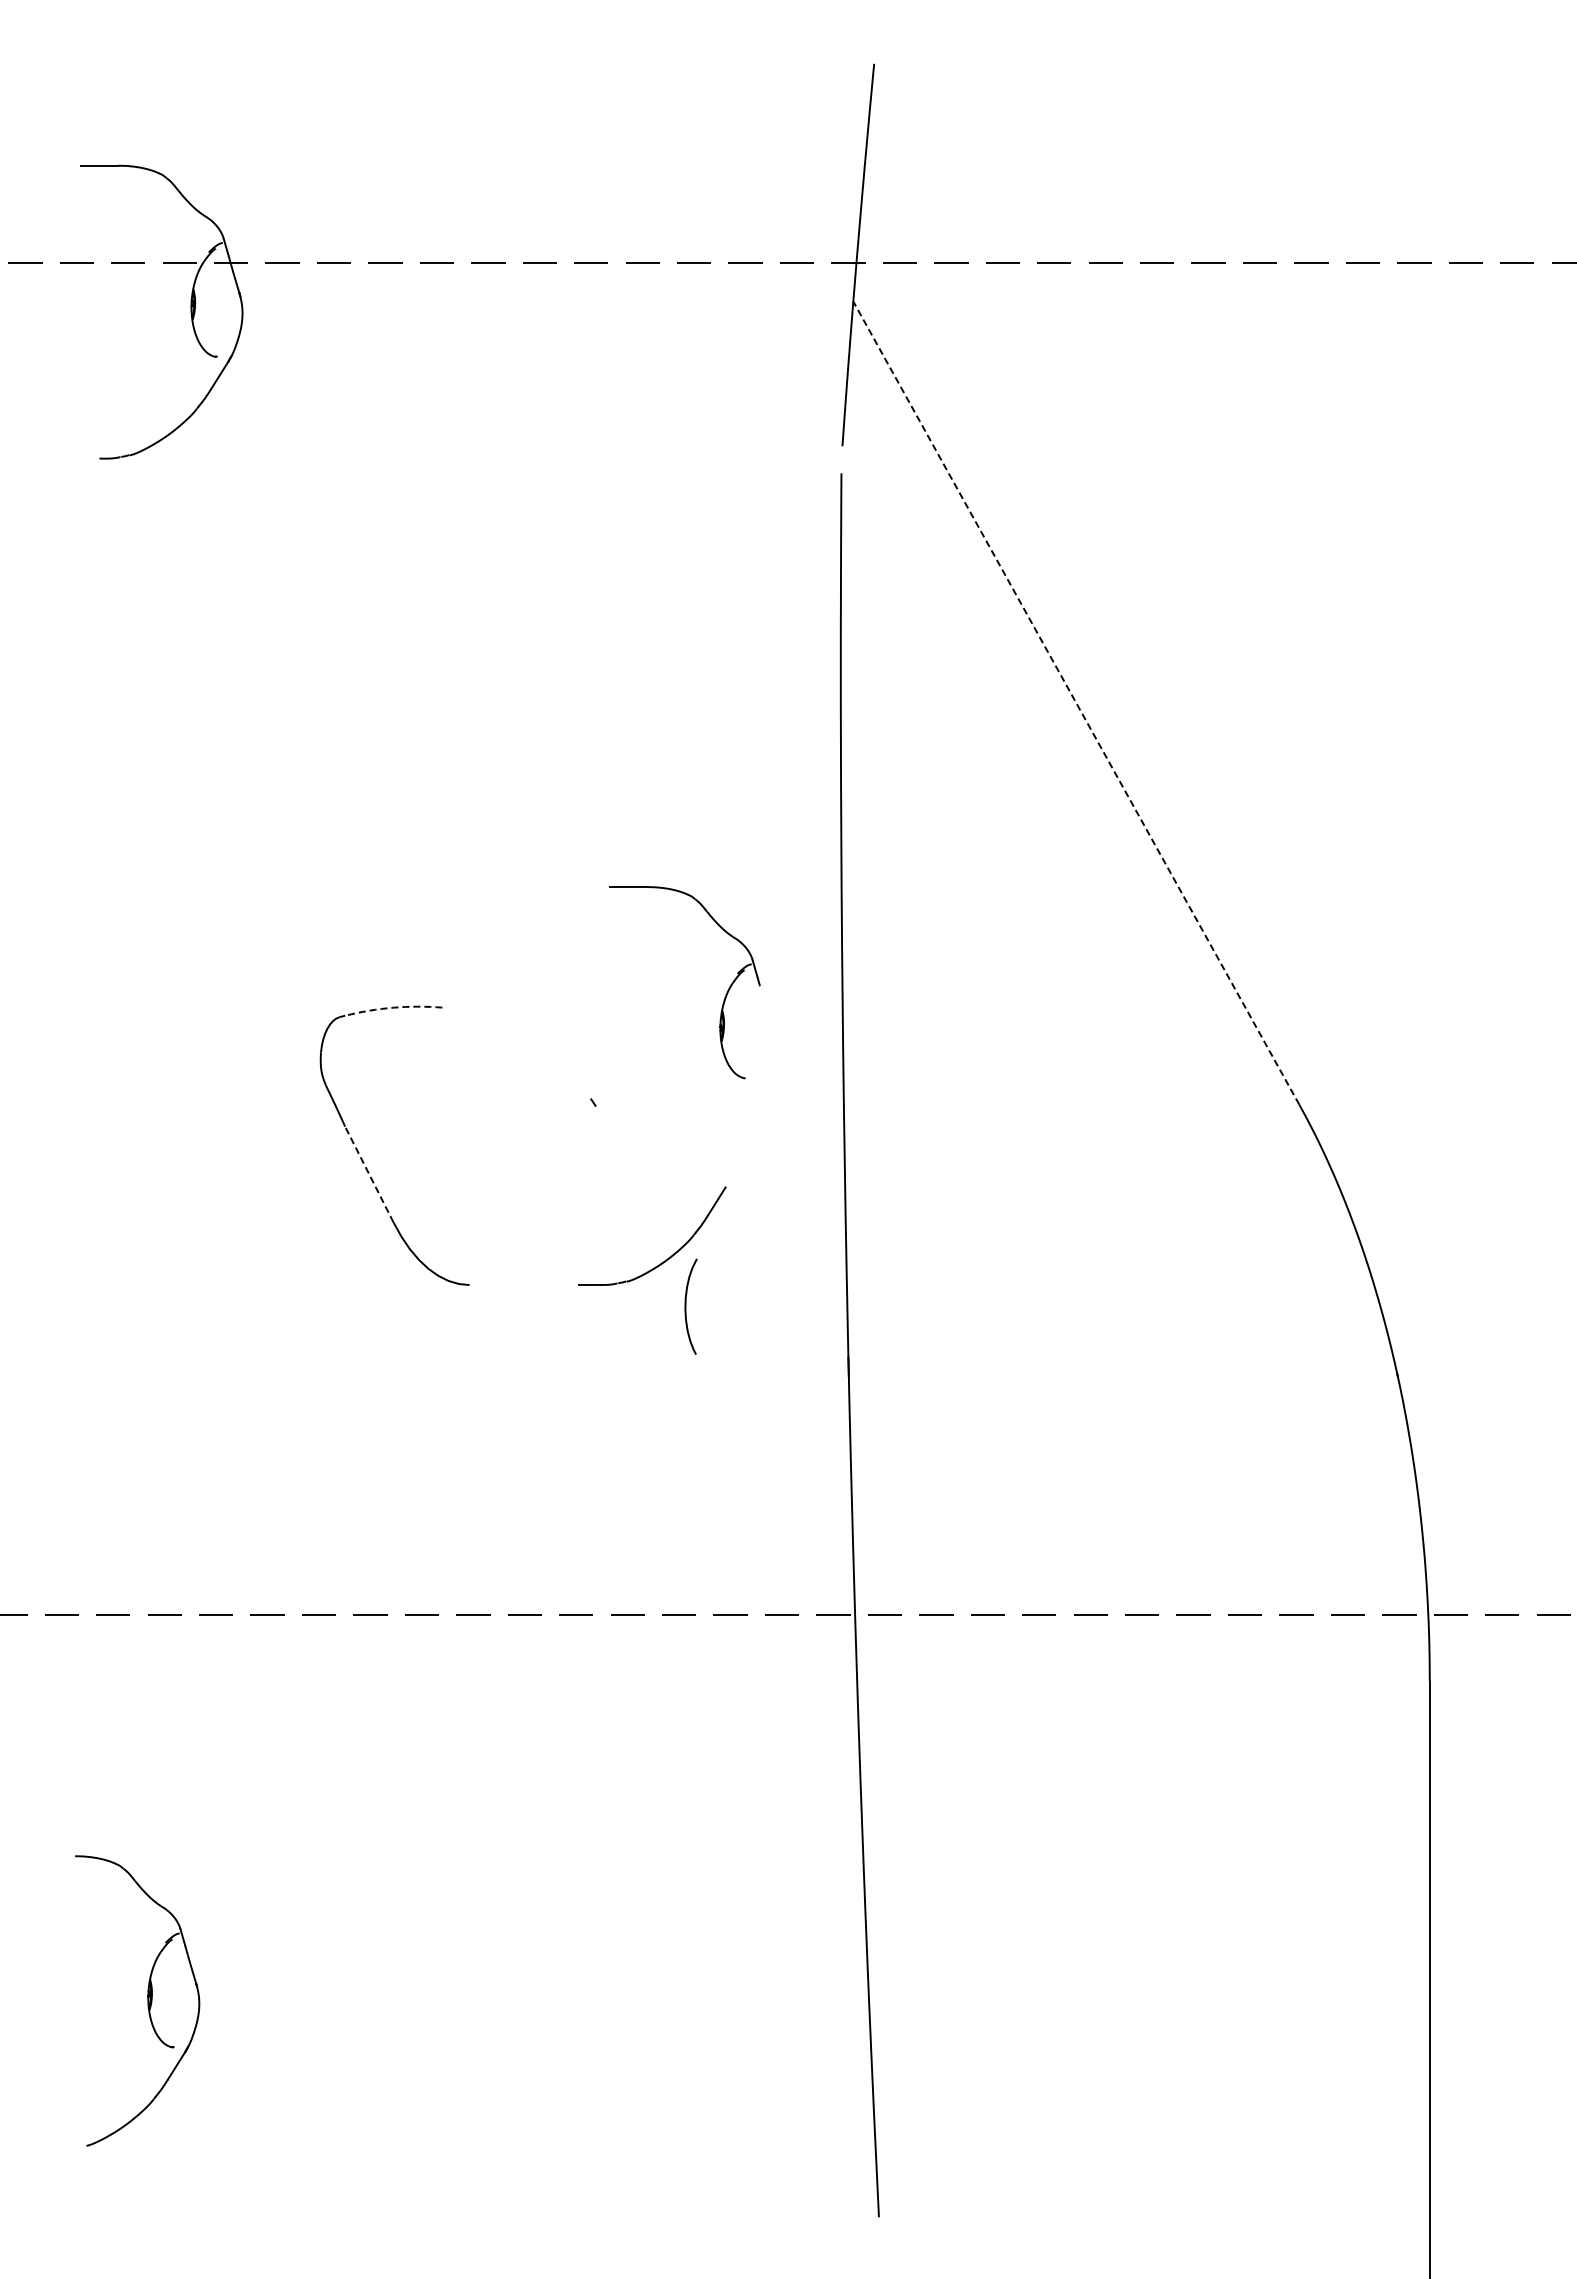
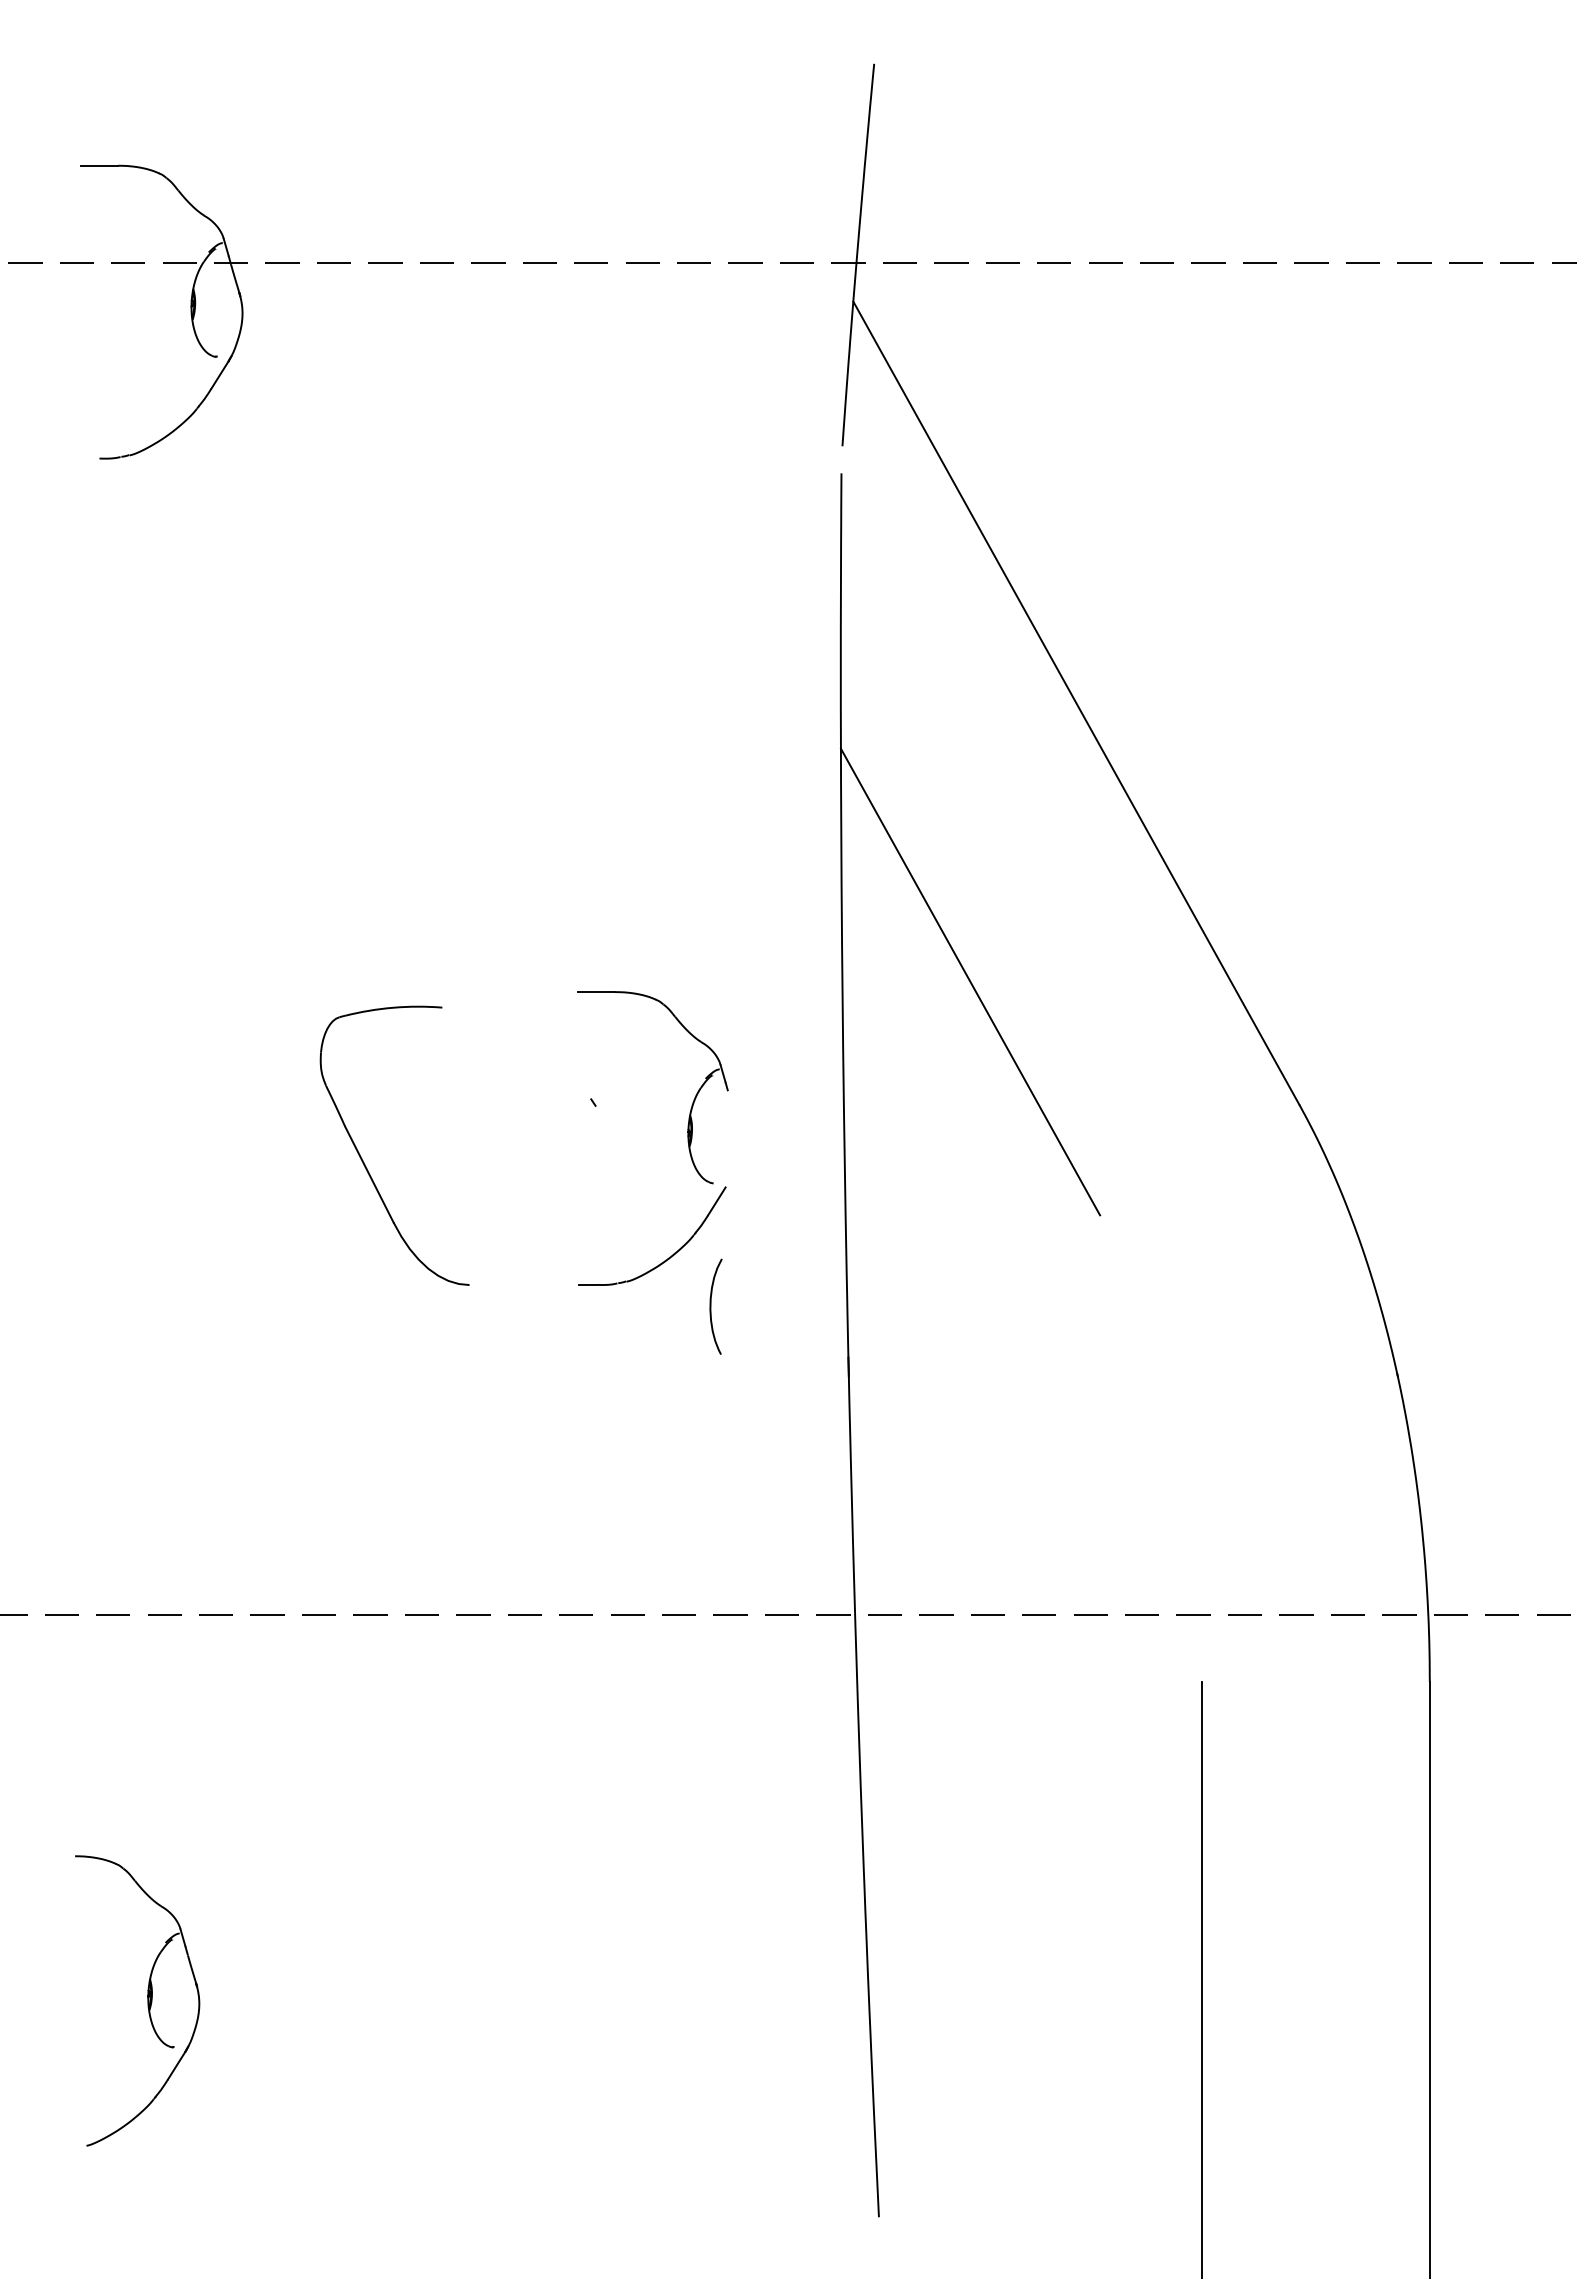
line: dashed -> solid (1076, 702)
line: none -> present (970, 981)
part position: (725, 994) -> (693, 1099) (693, 1099)
arc: dashed -> solid (393, 1007)
line: dashed -> solid (369, 1174)
curve position: (686, 1306) -> (711, 1306) (711, 1306)
line: none -> present (1201, 1978)
